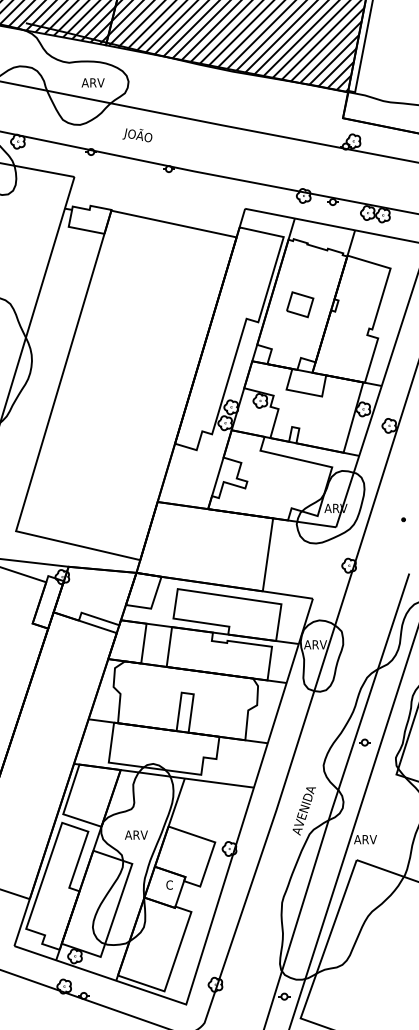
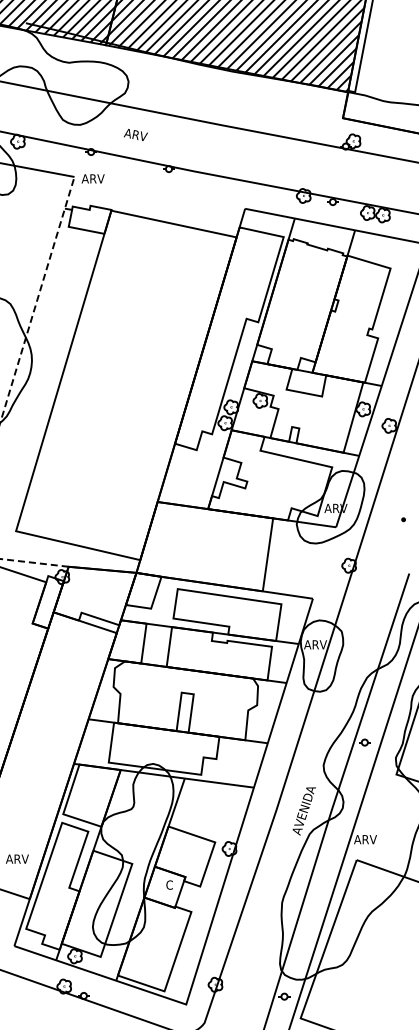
text position: (92, 82) -> (92, 178) (92, 178)
text: JOÃO -> ARV (137, 135)
line: solid -> dashed (37, 299)
part: present -> none (300, 304)
line: solid -> dashed (34, 562)
text position: (136, 834) -> (17, 858) (17, 858)
